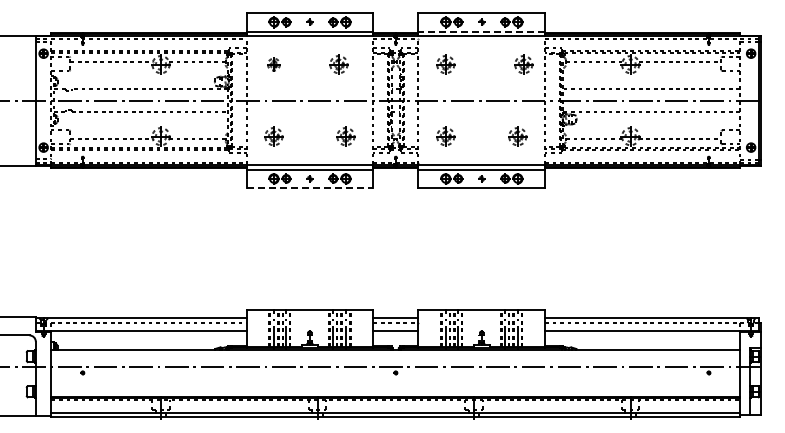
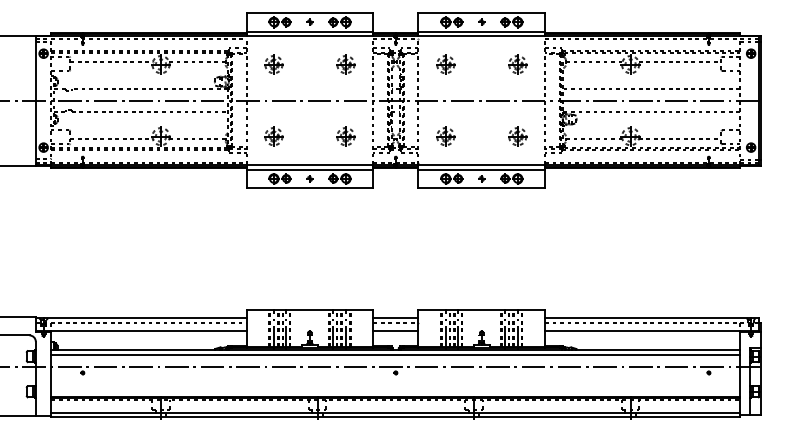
line: dashed -> solid (481, 31)
part size: 14x15 px -> 20x21 px (273, 64)
part position: (338, 64) -> (345, 64) (345, 64)
part position: (523, 64) -> (517, 64) (517, 64)
line: dashed -> solid (310, 188)
line: none -> present (395, 354)
